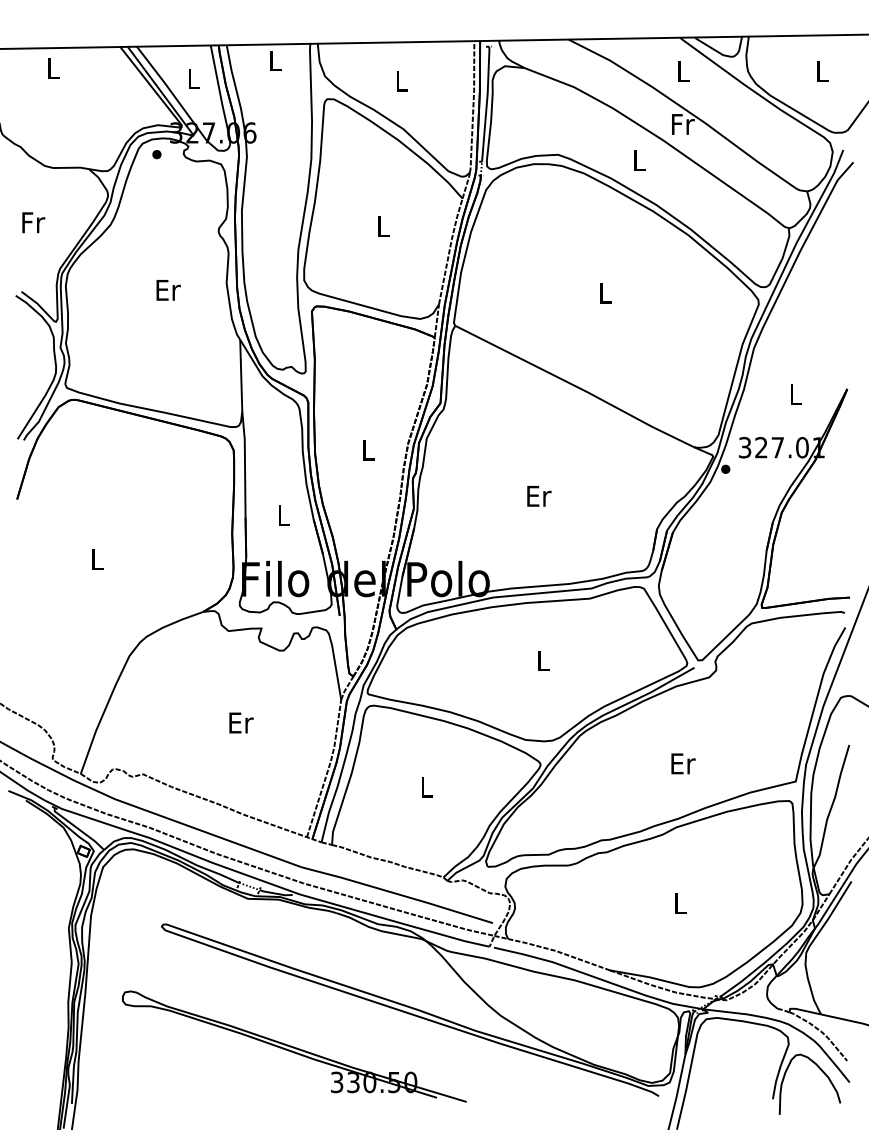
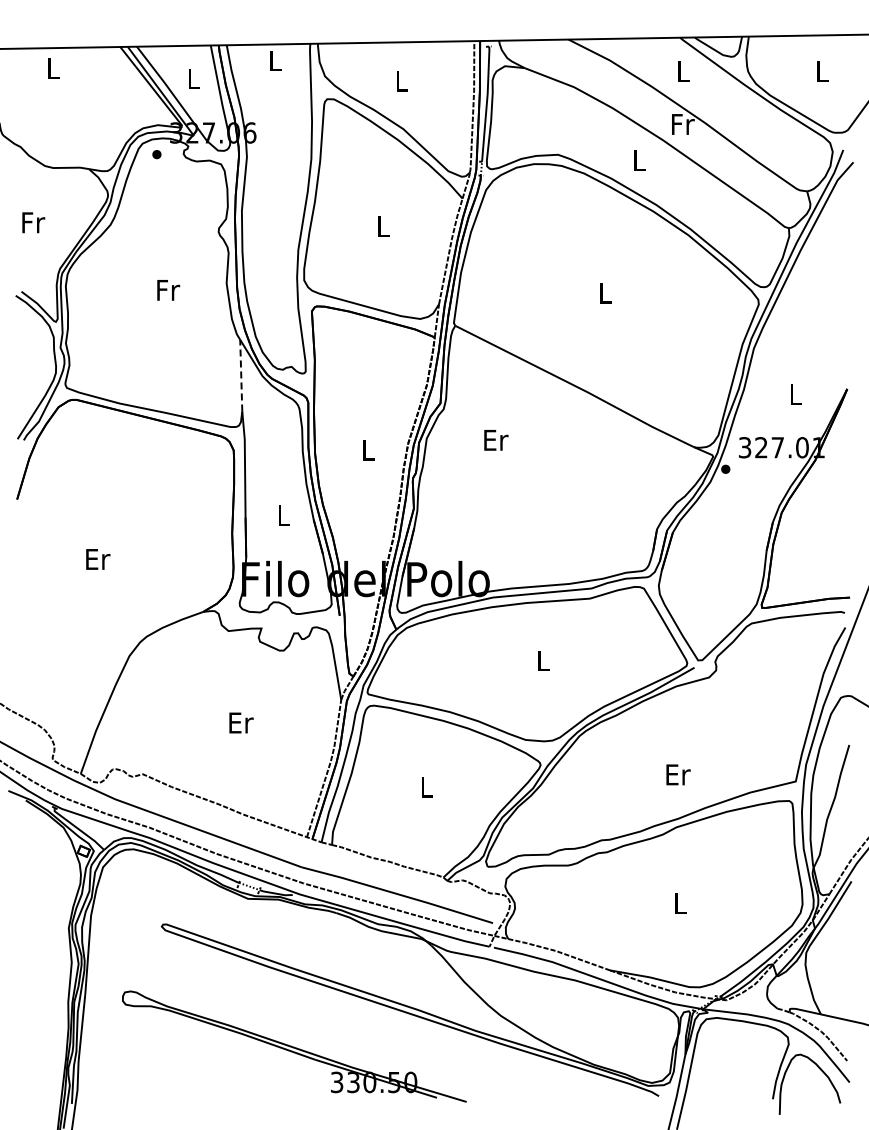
text: Er -> Fr (168, 290)
line: solid -> dashed (241, 375)
text position: (539, 496) -> (496, 440) (496, 440)
text: L -> Er (98, 559)
text position: (683, 763) -> (678, 774) (678, 774)
